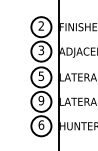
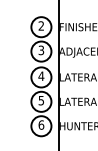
text: 5 -> 4 (41, 76)
text: 9 -> 5 (41, 100)
